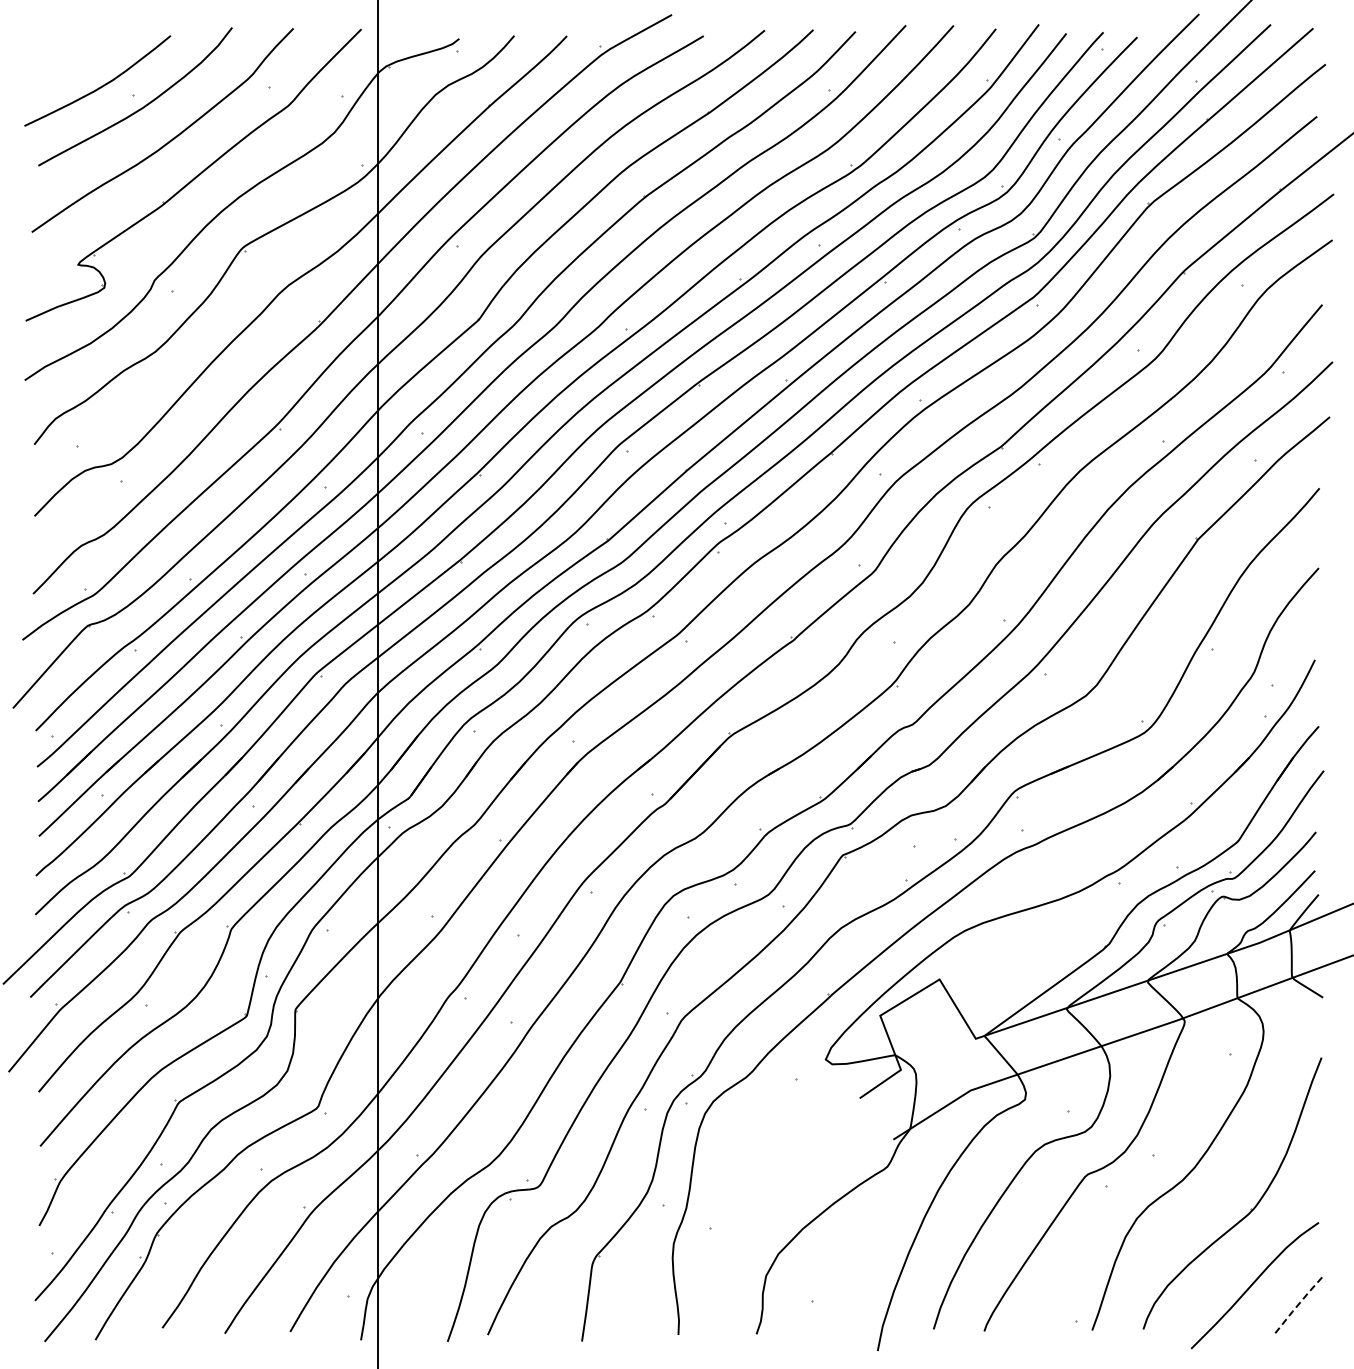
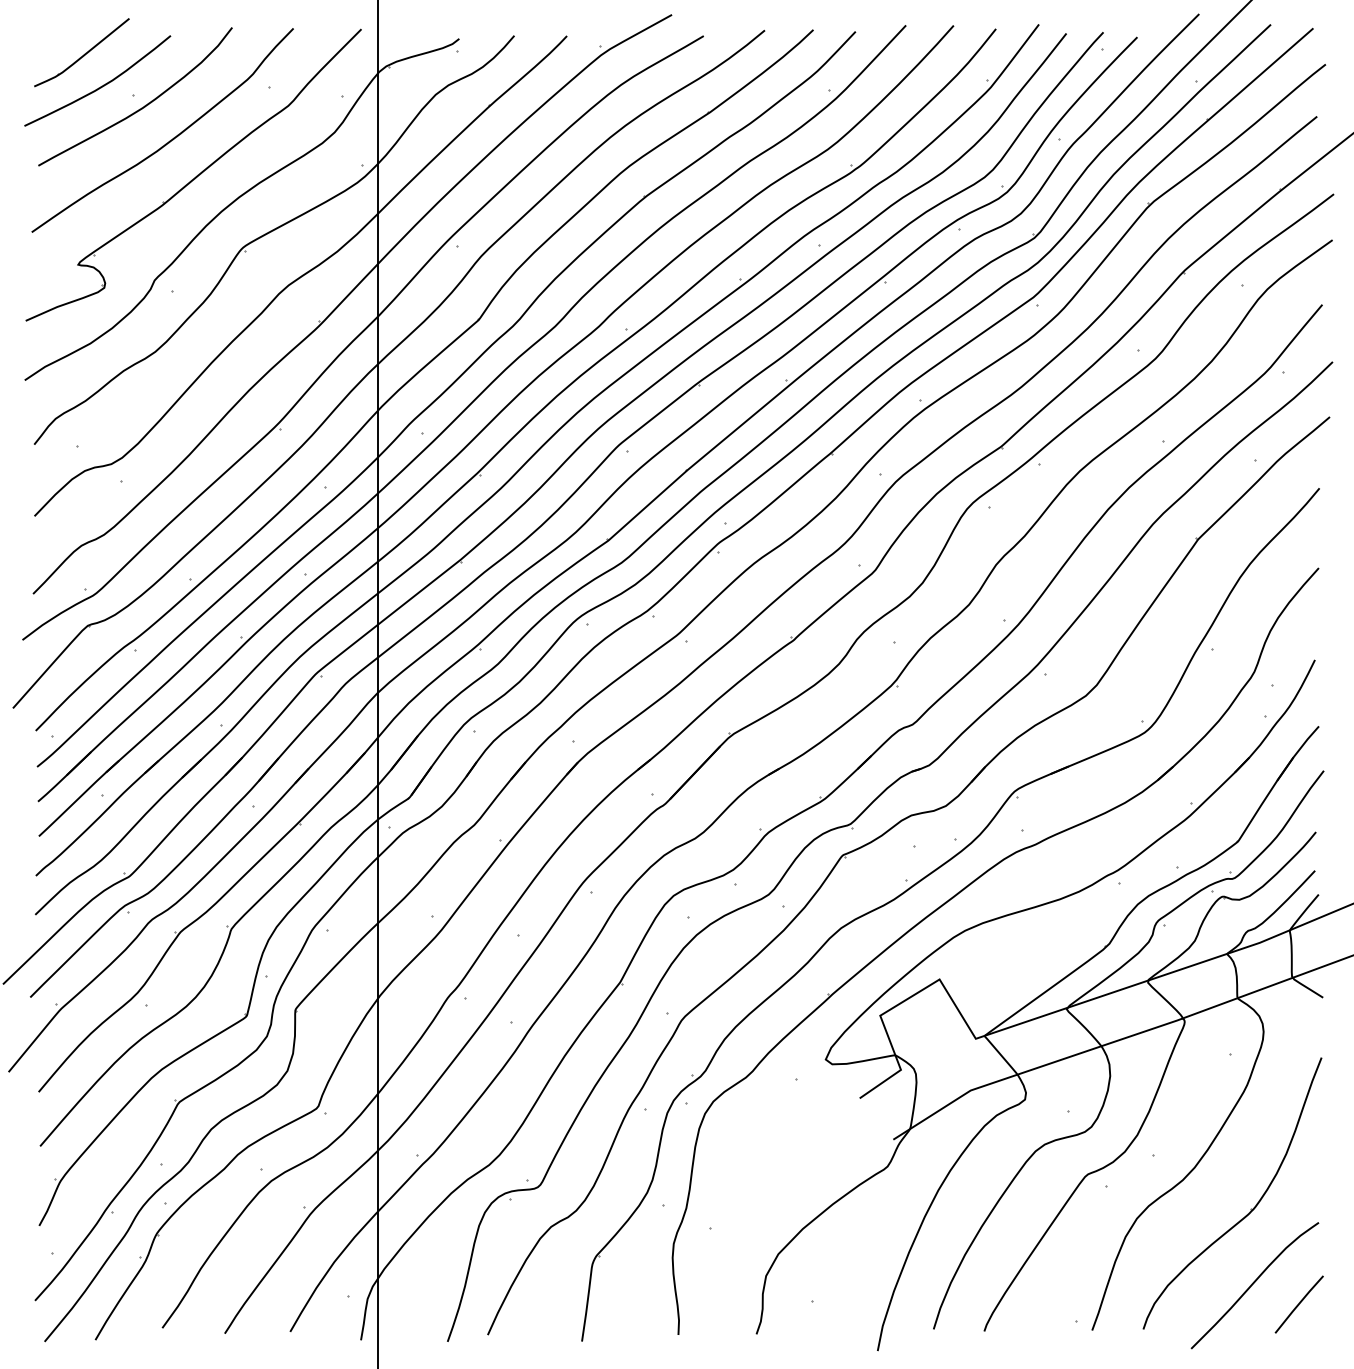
part: none -> present (81, 52)
line: dashed -> solid (1299, 1303)
